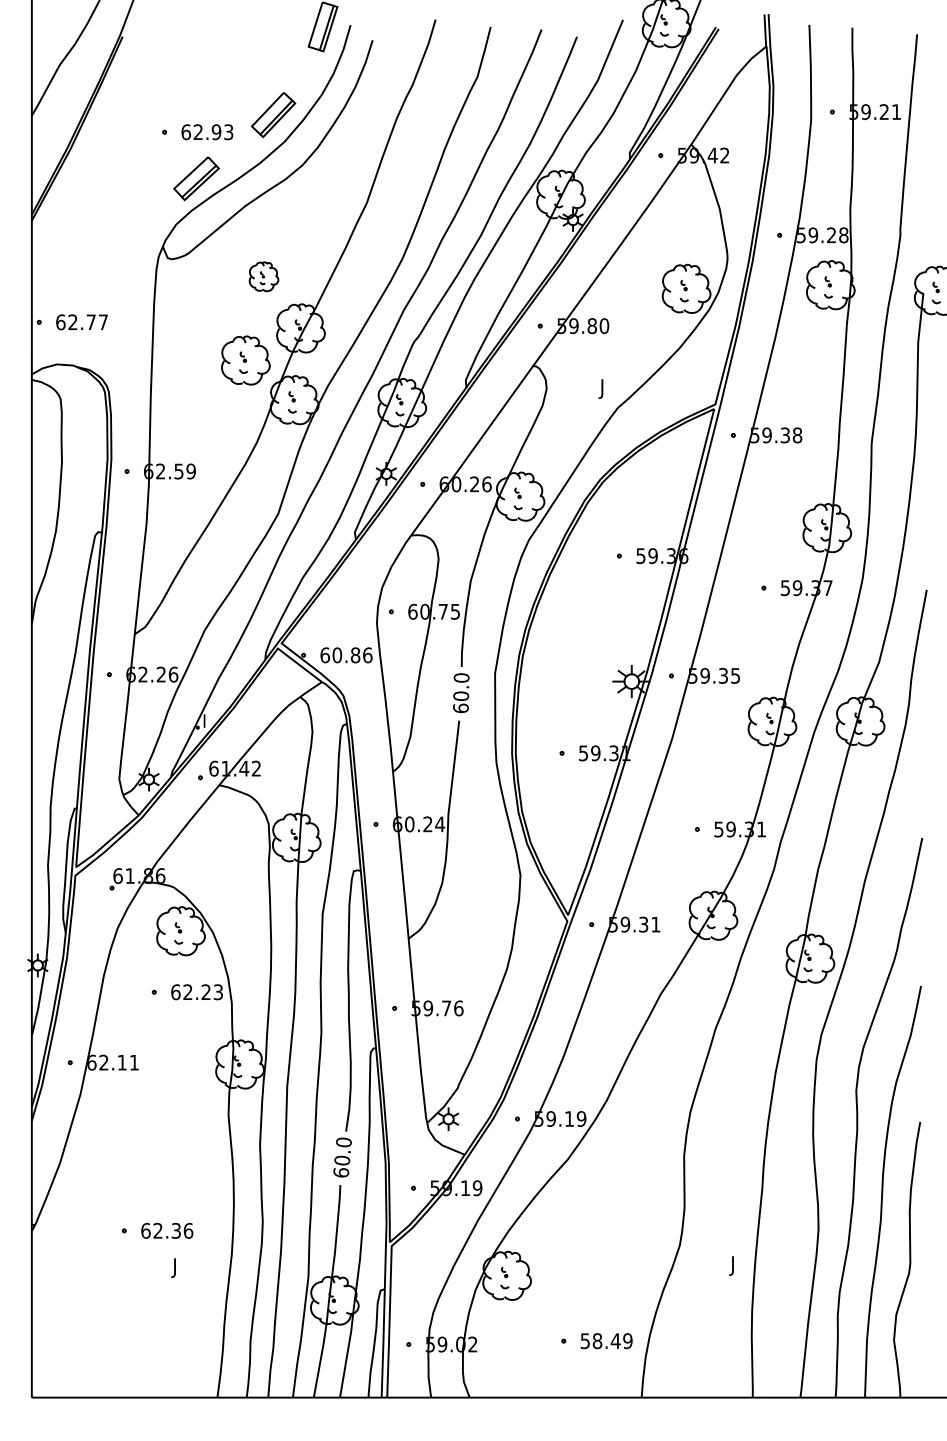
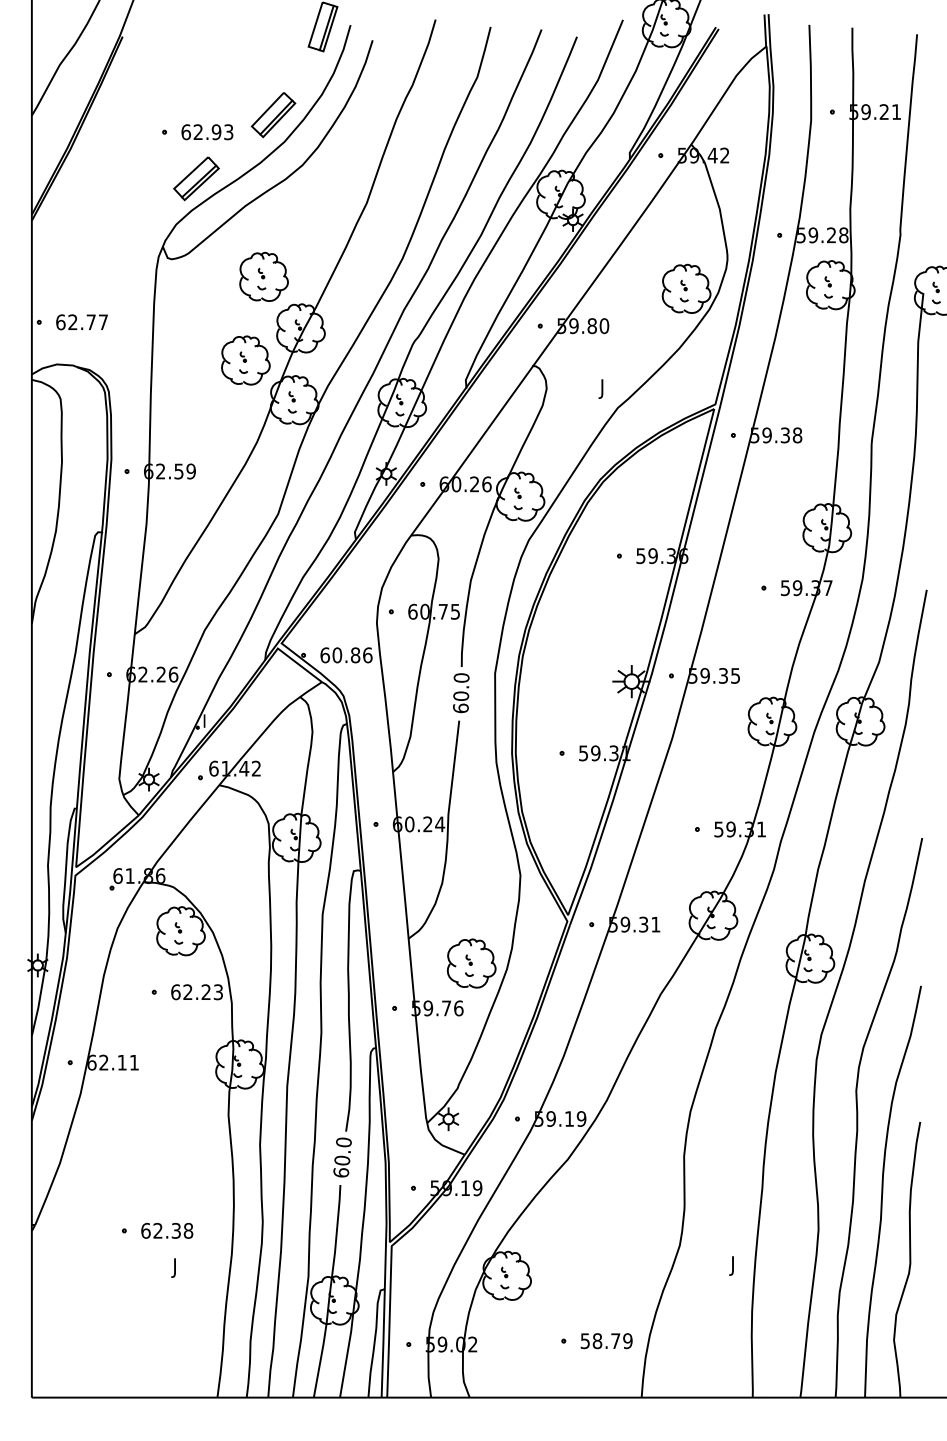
part size: 32x32 px -> 50x51 px (263, 276)
part: none -> present (471, 963)
text: 62.36 -> 62.38 (188, 1230)
text: 58.49 -> 58.79 (615, 1340)
